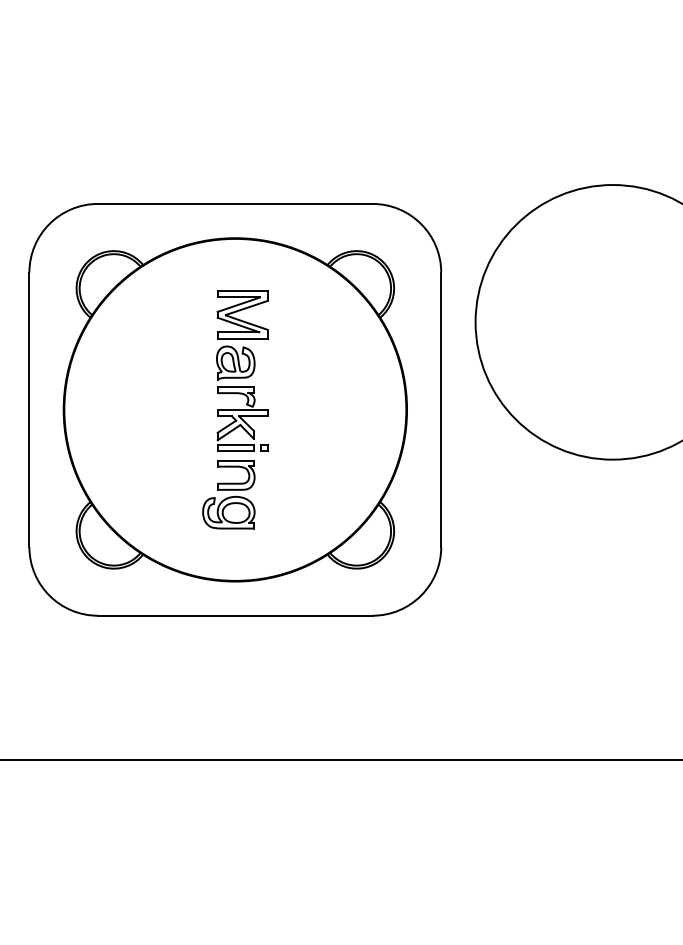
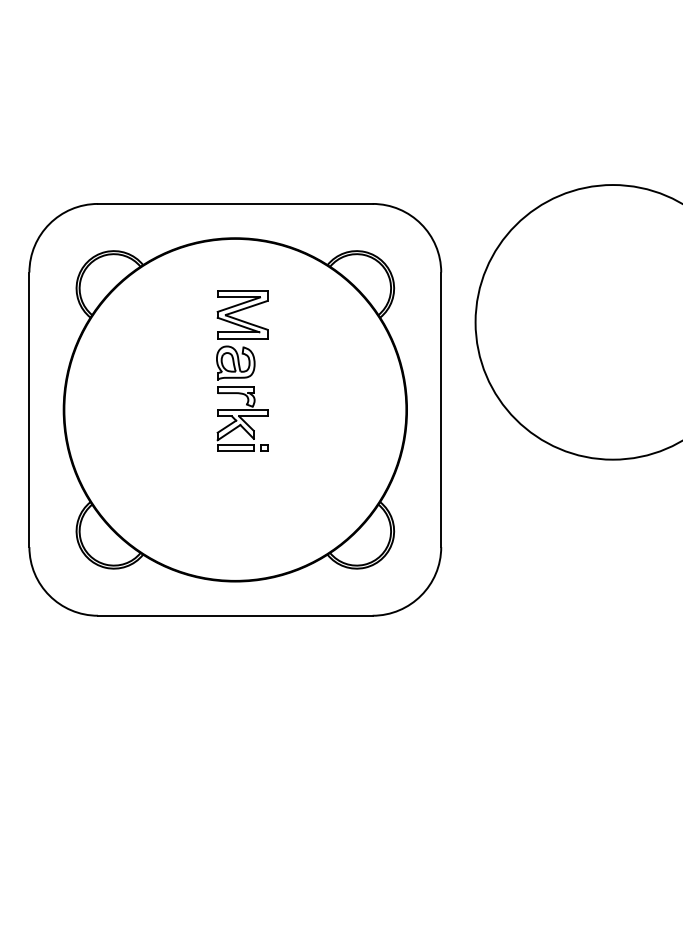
part: present -> none (228, 494)
line: present -> none (340, 759)
